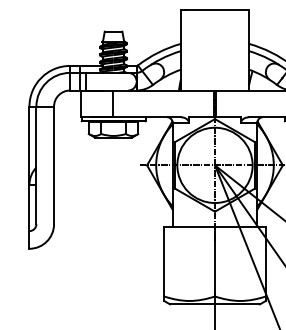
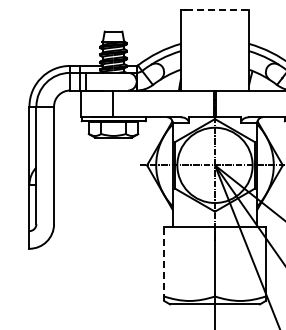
line: solid -> dashed (217, 10)
line: solid -> dashed (164, 263)
